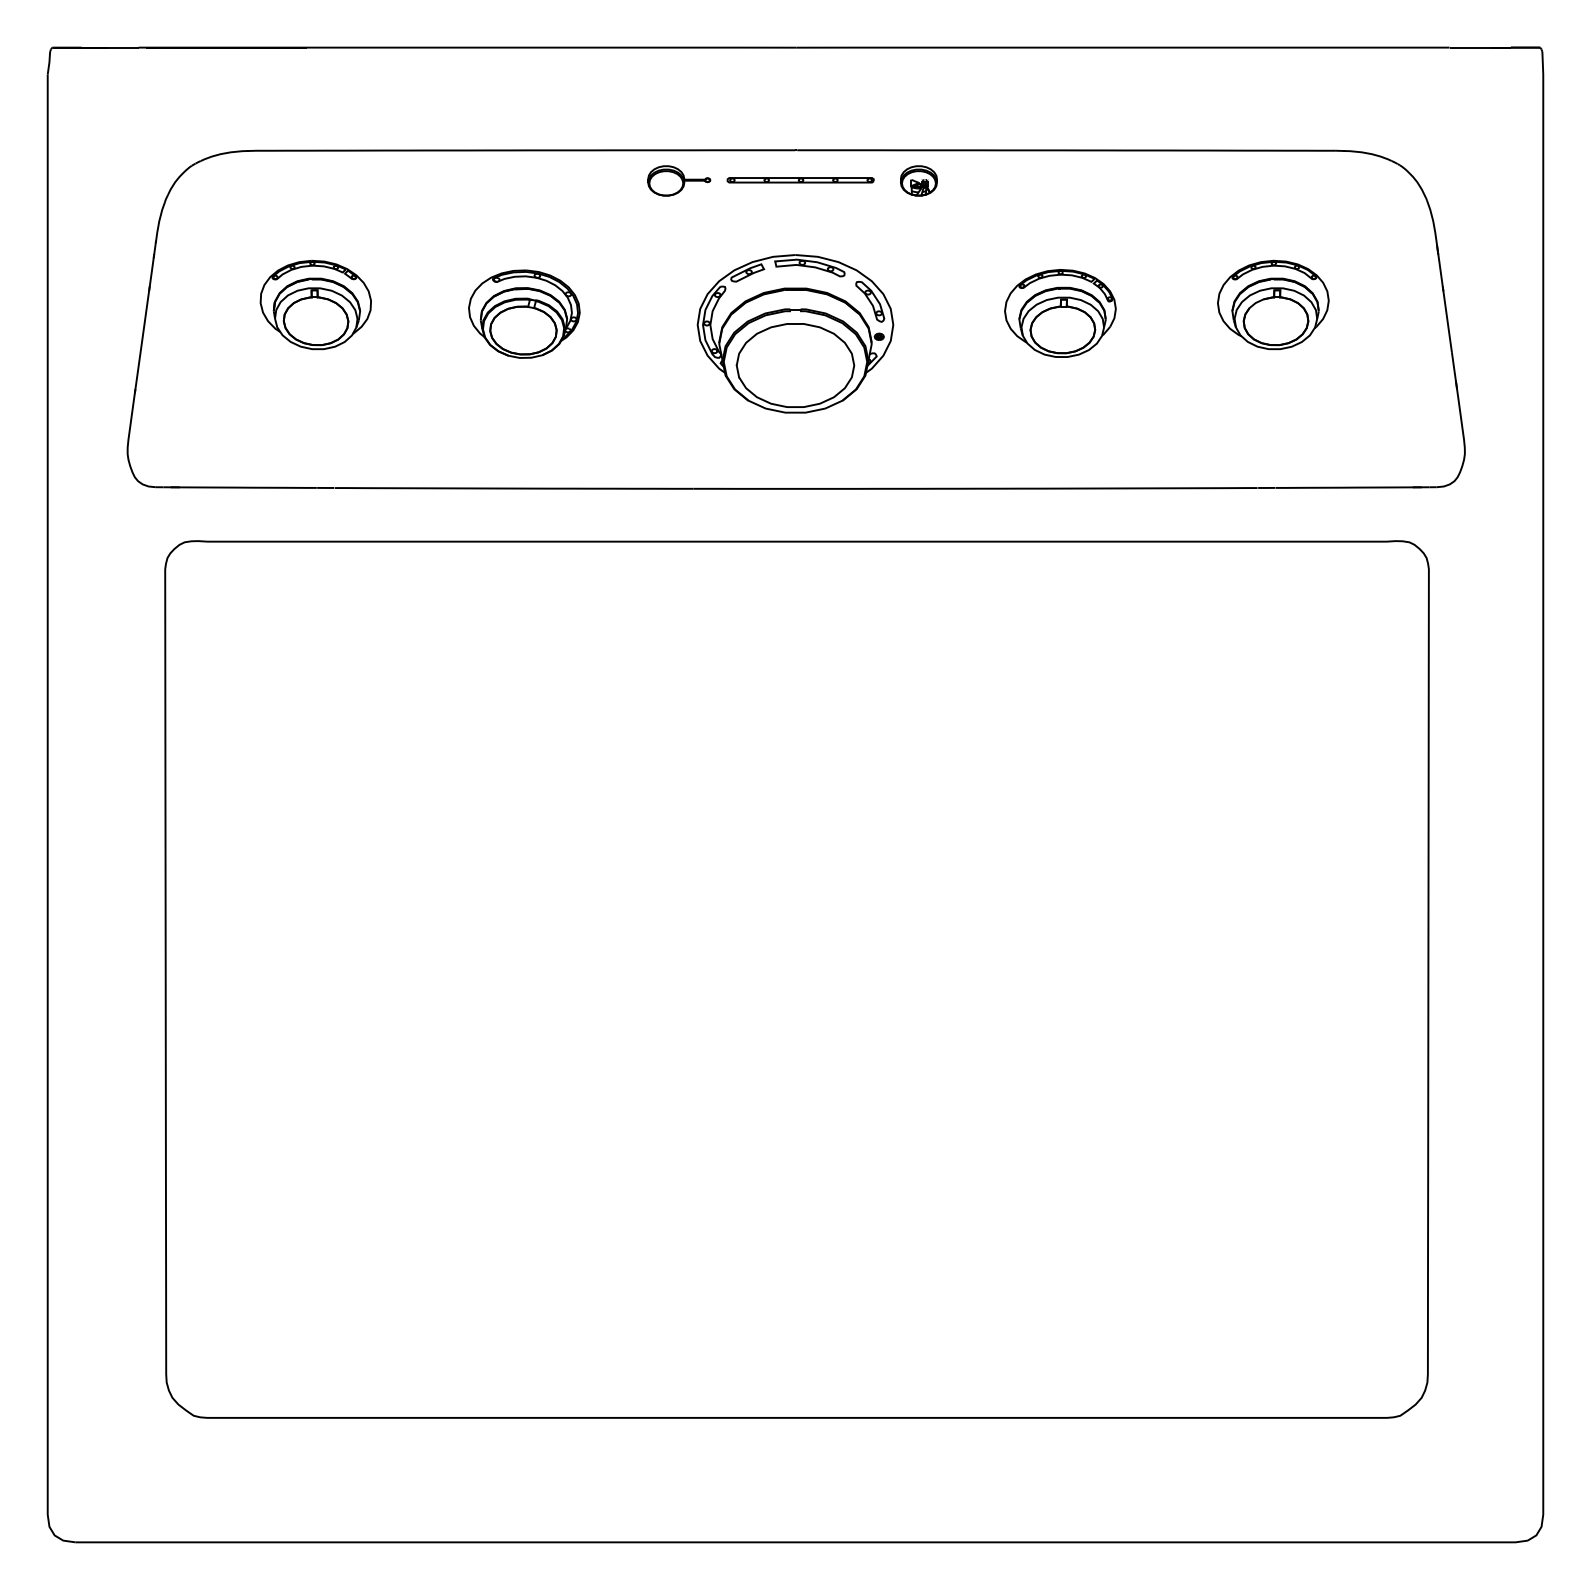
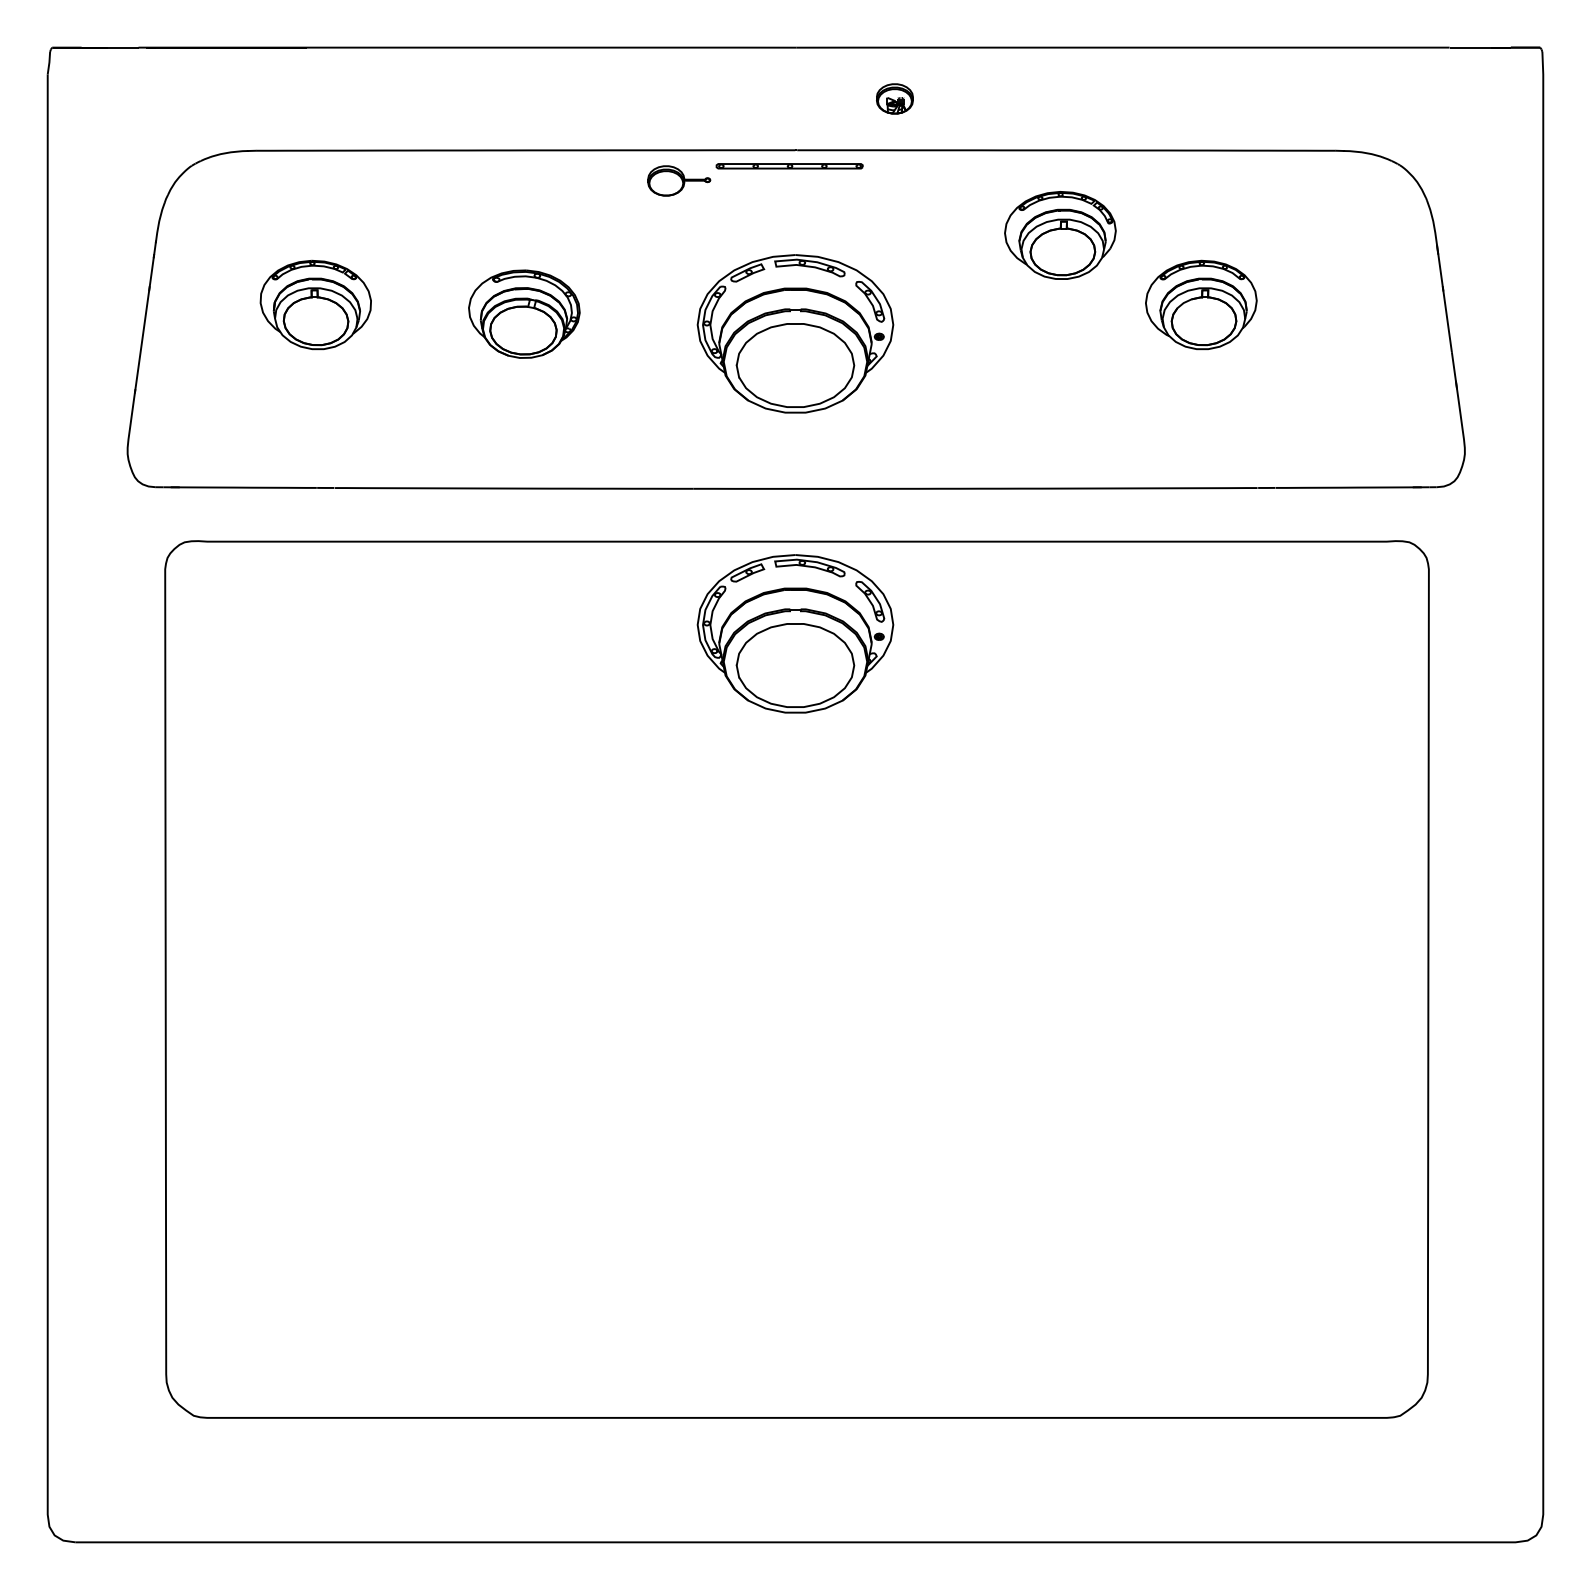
part position: (800, 180) -> (789, 166) (789, 166)
part position: (918, 180) -> (894, 98) (894, 98)
part position: (1273, 304) -> (1201, 304) (1201, 304)
part position: (1060, 313) -> (1060, 235) (1060, 235)
part: none -> present (795, 633)
